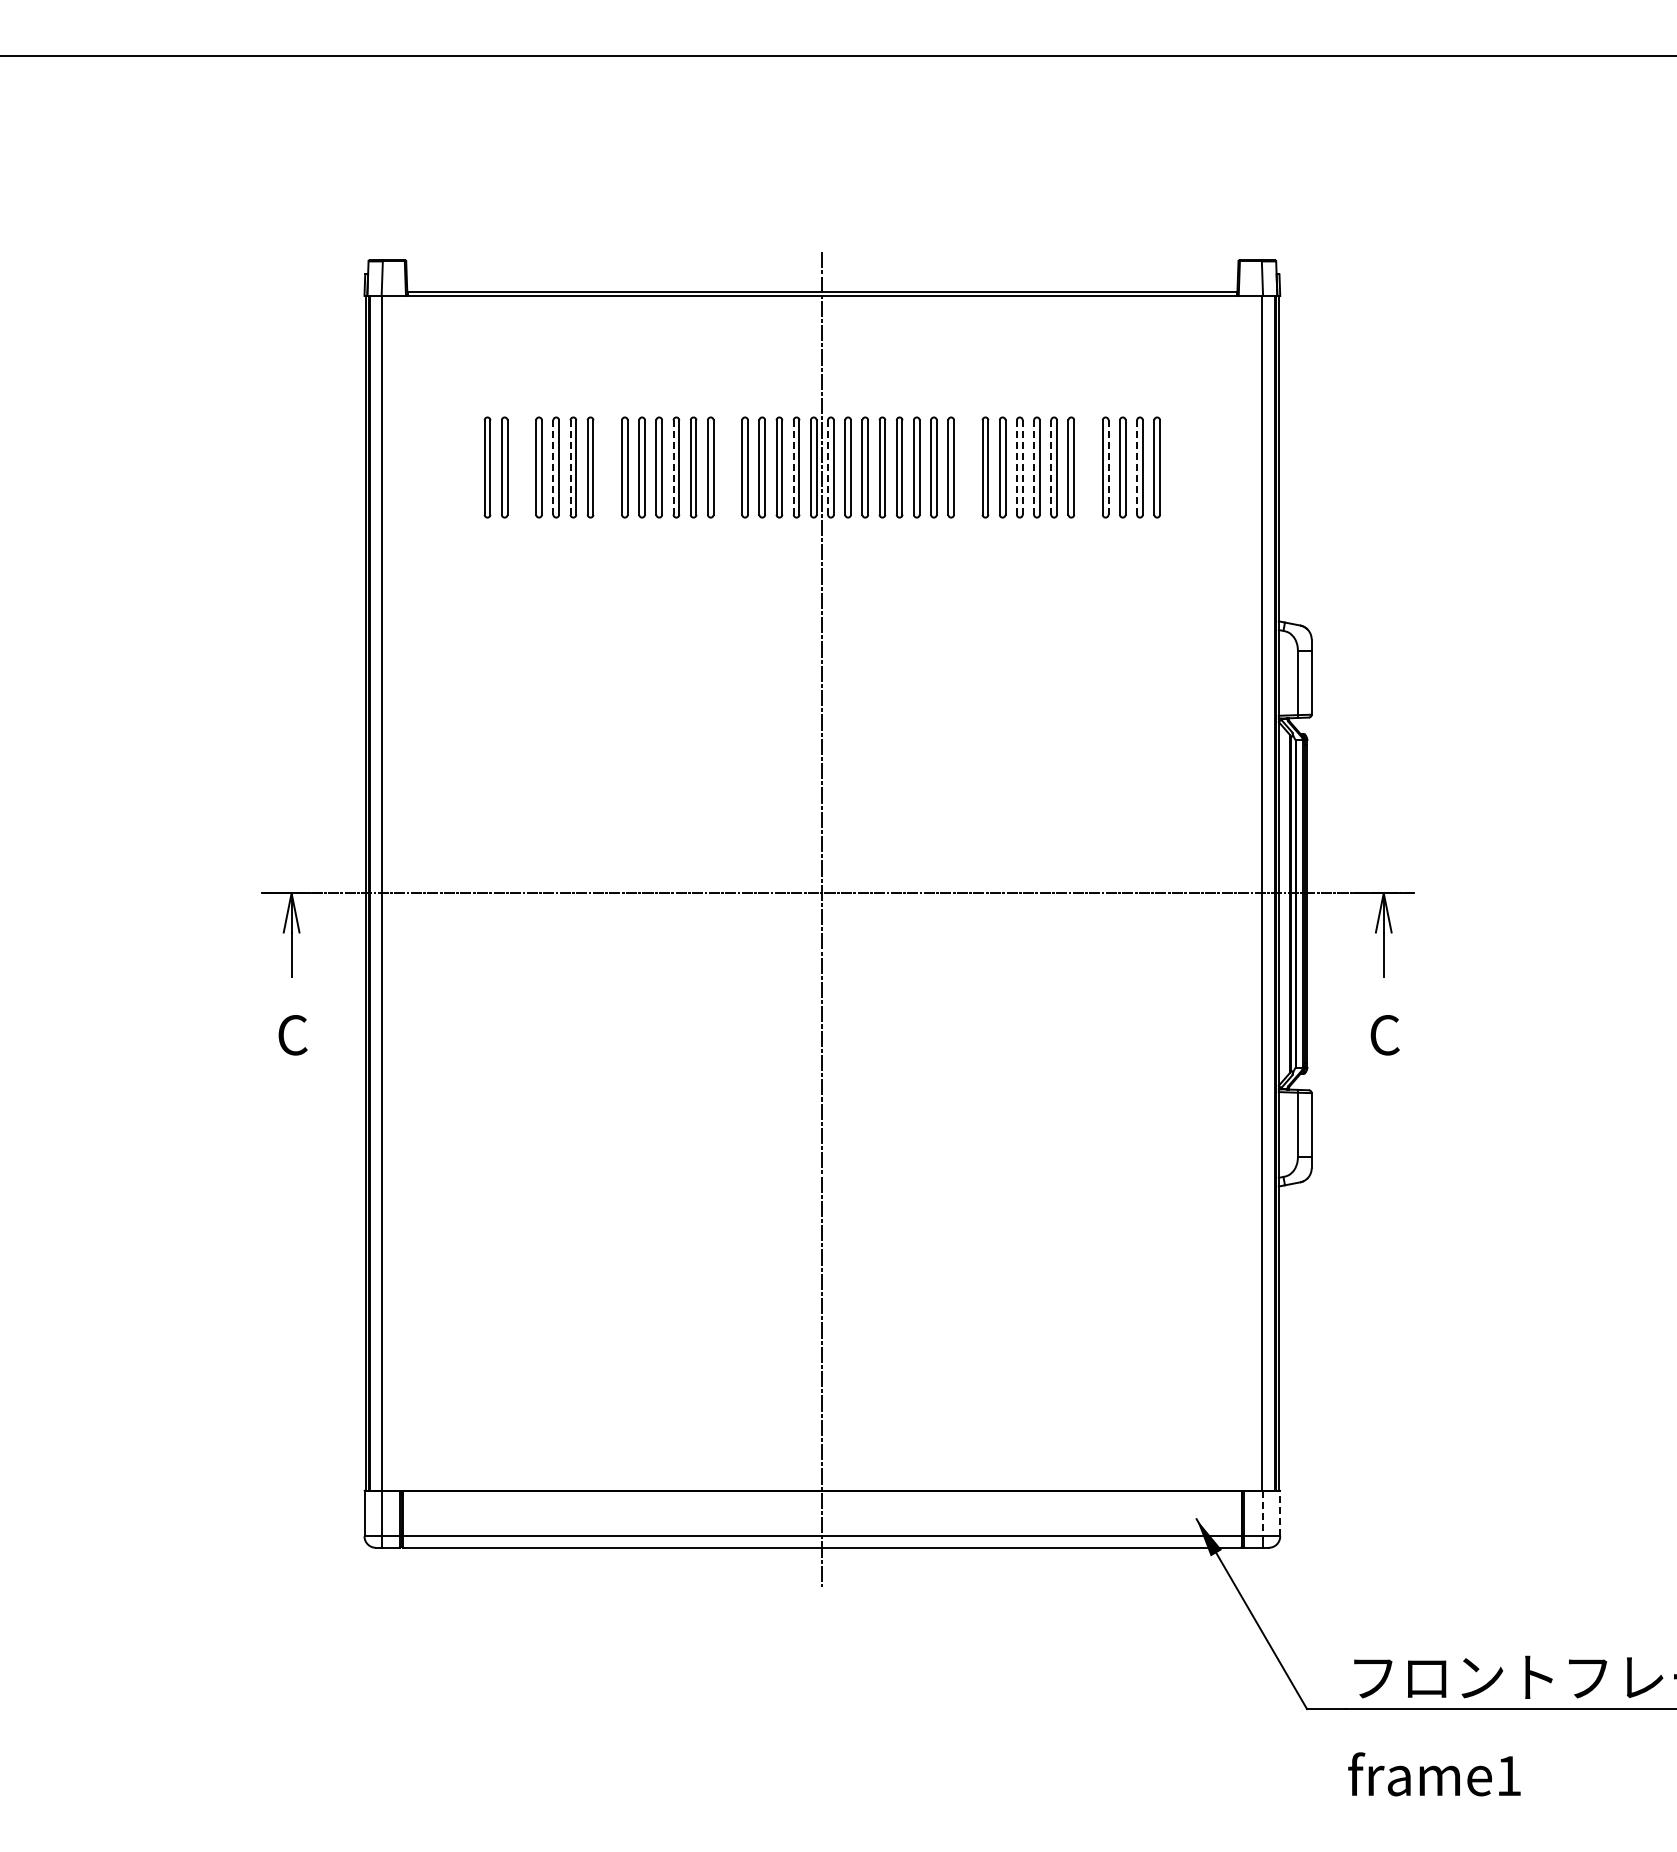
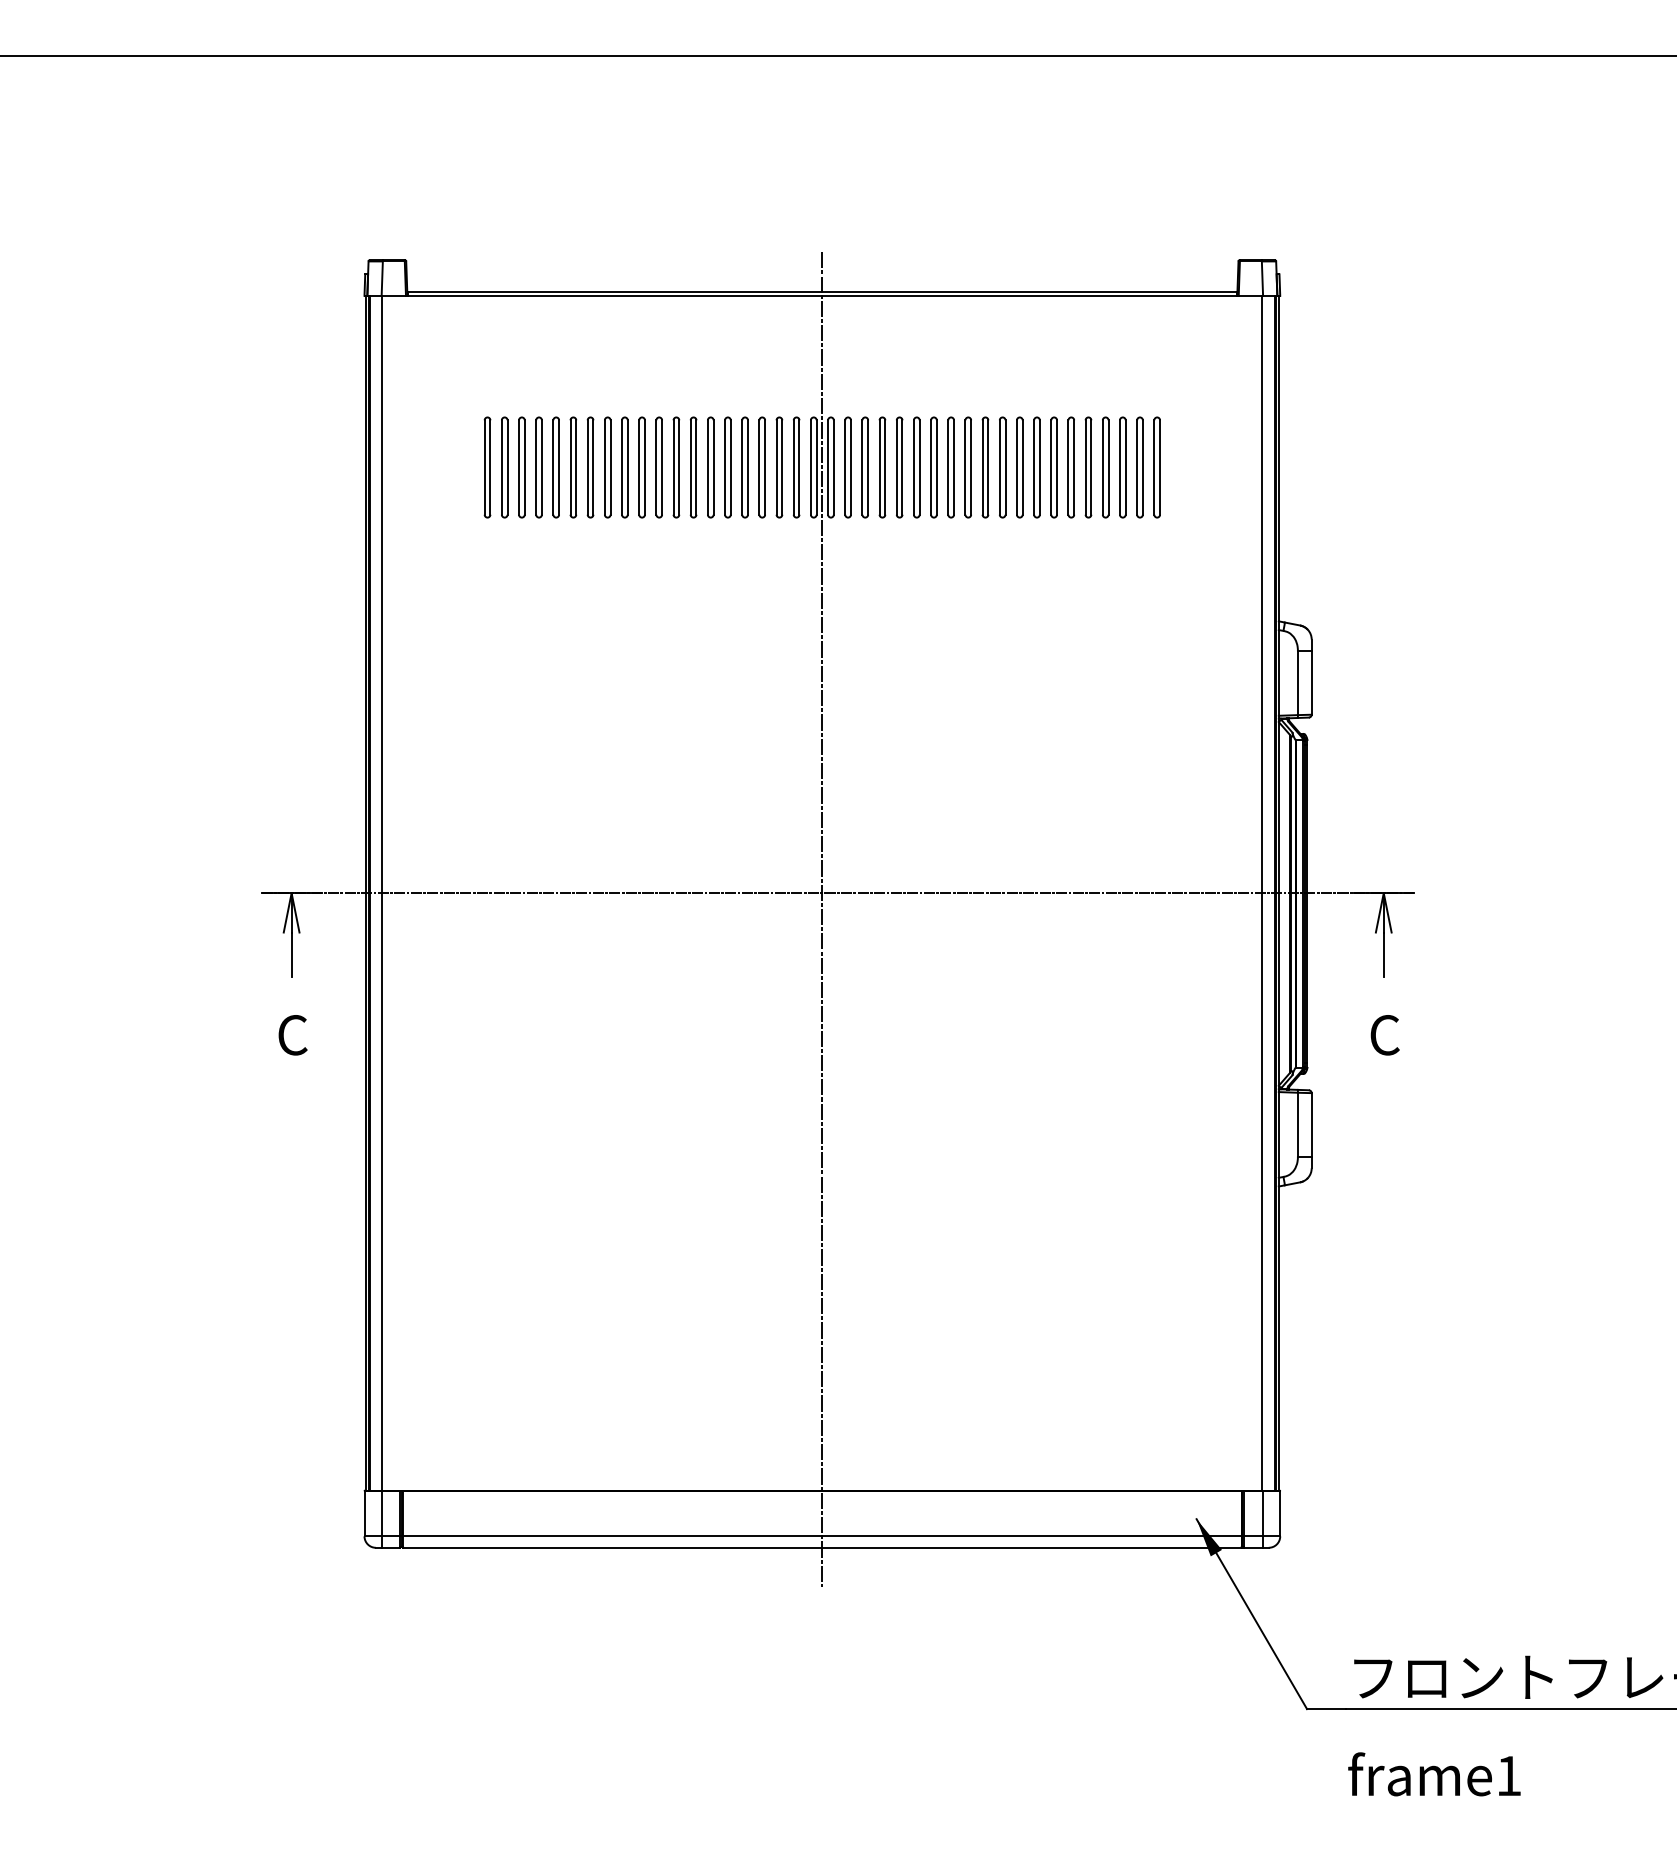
part: none -> present (521, 467)
line: dashed -> solid (553, 467)
line: dashed -> solid (570, 467)
part: none -> present (607, 467)
line: dashed -> solid (673, 467)
part: none -> present (727, 467)
line: dashed -> solid (793, 467)
line: dashed -> solid (828, 467)
part: none -> present (967, 467)
line: dashed -> solid (1016, 467)
line: dashed -> solid (1034, 467)
line: dashed -> solid (1051, 467)
part: none -> present (1088, 467)
line: dashed -> solid (1137, 467)
line: dashed -> solid (1022, 468)
line: dashed -> solid (1108, 468)
line: dashed -> solid (1263, 1513)
line: dashed -> solid (1280, 1513)
